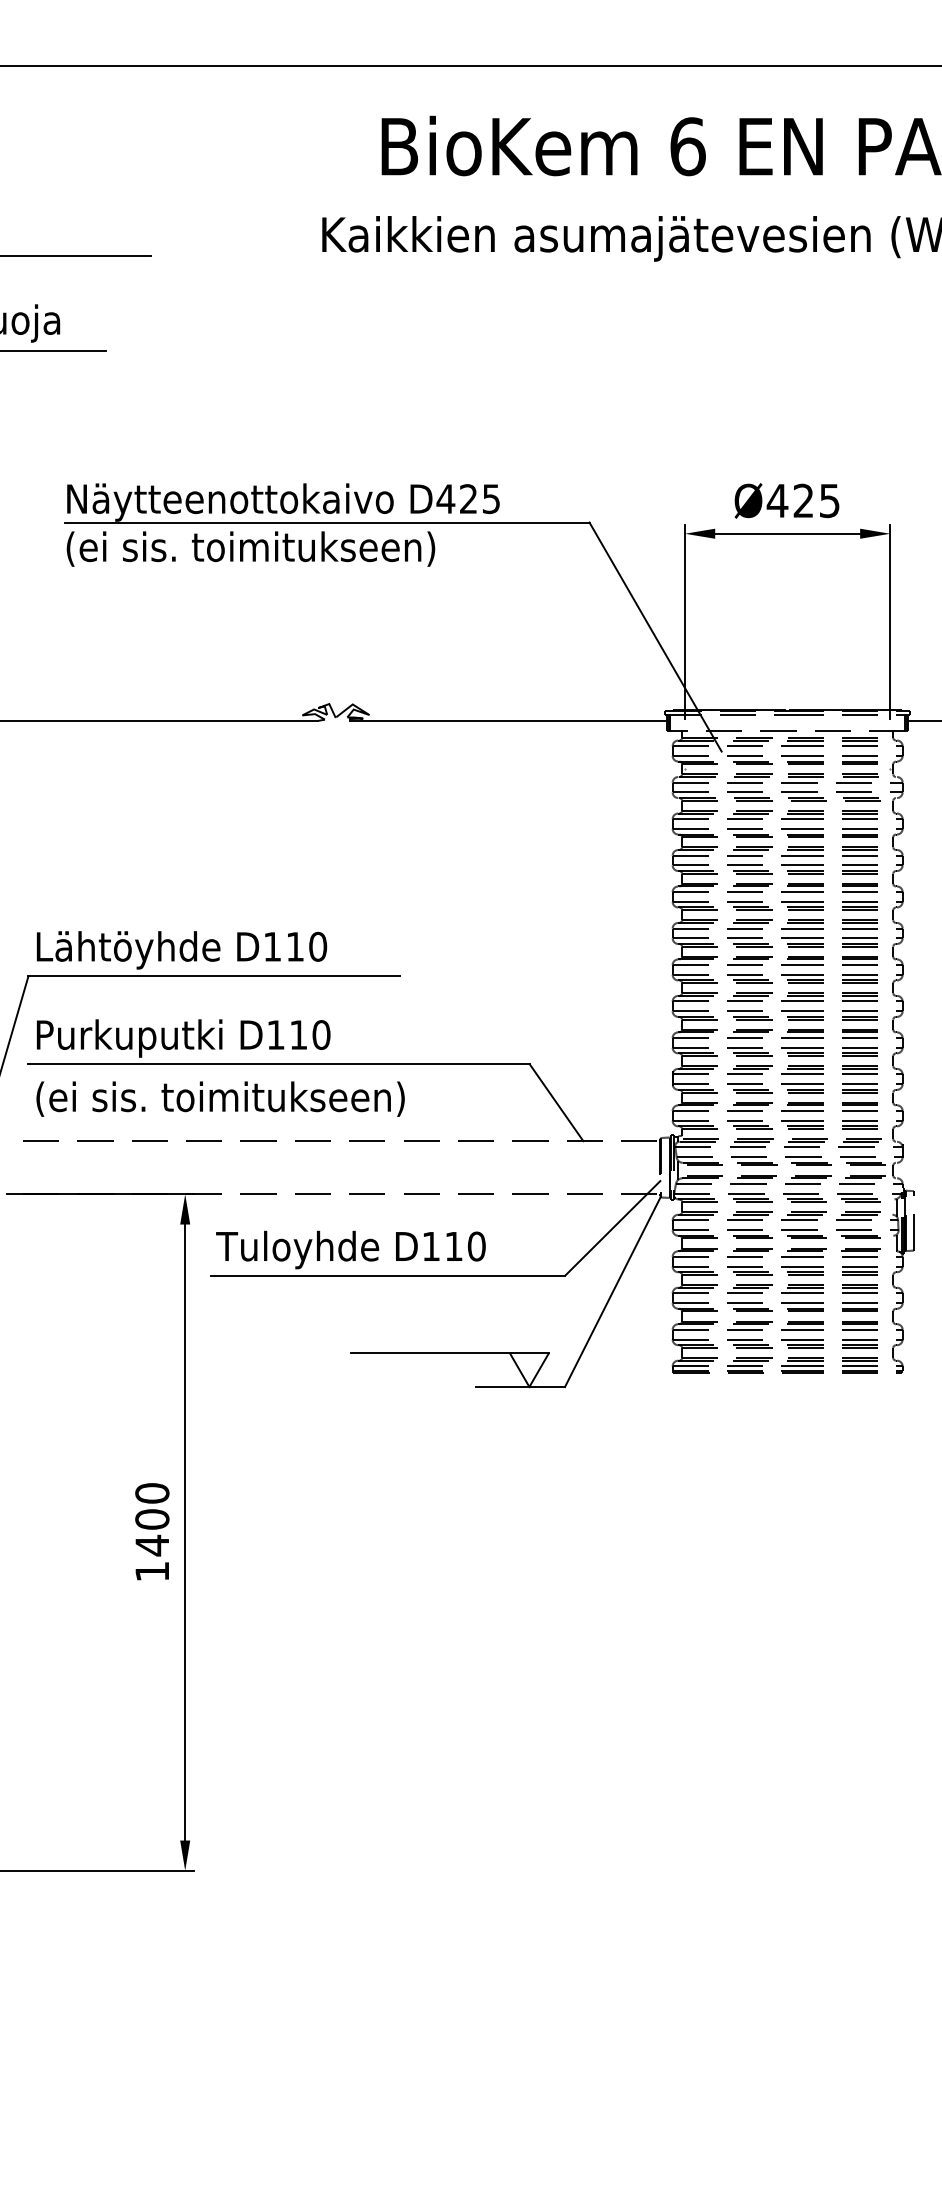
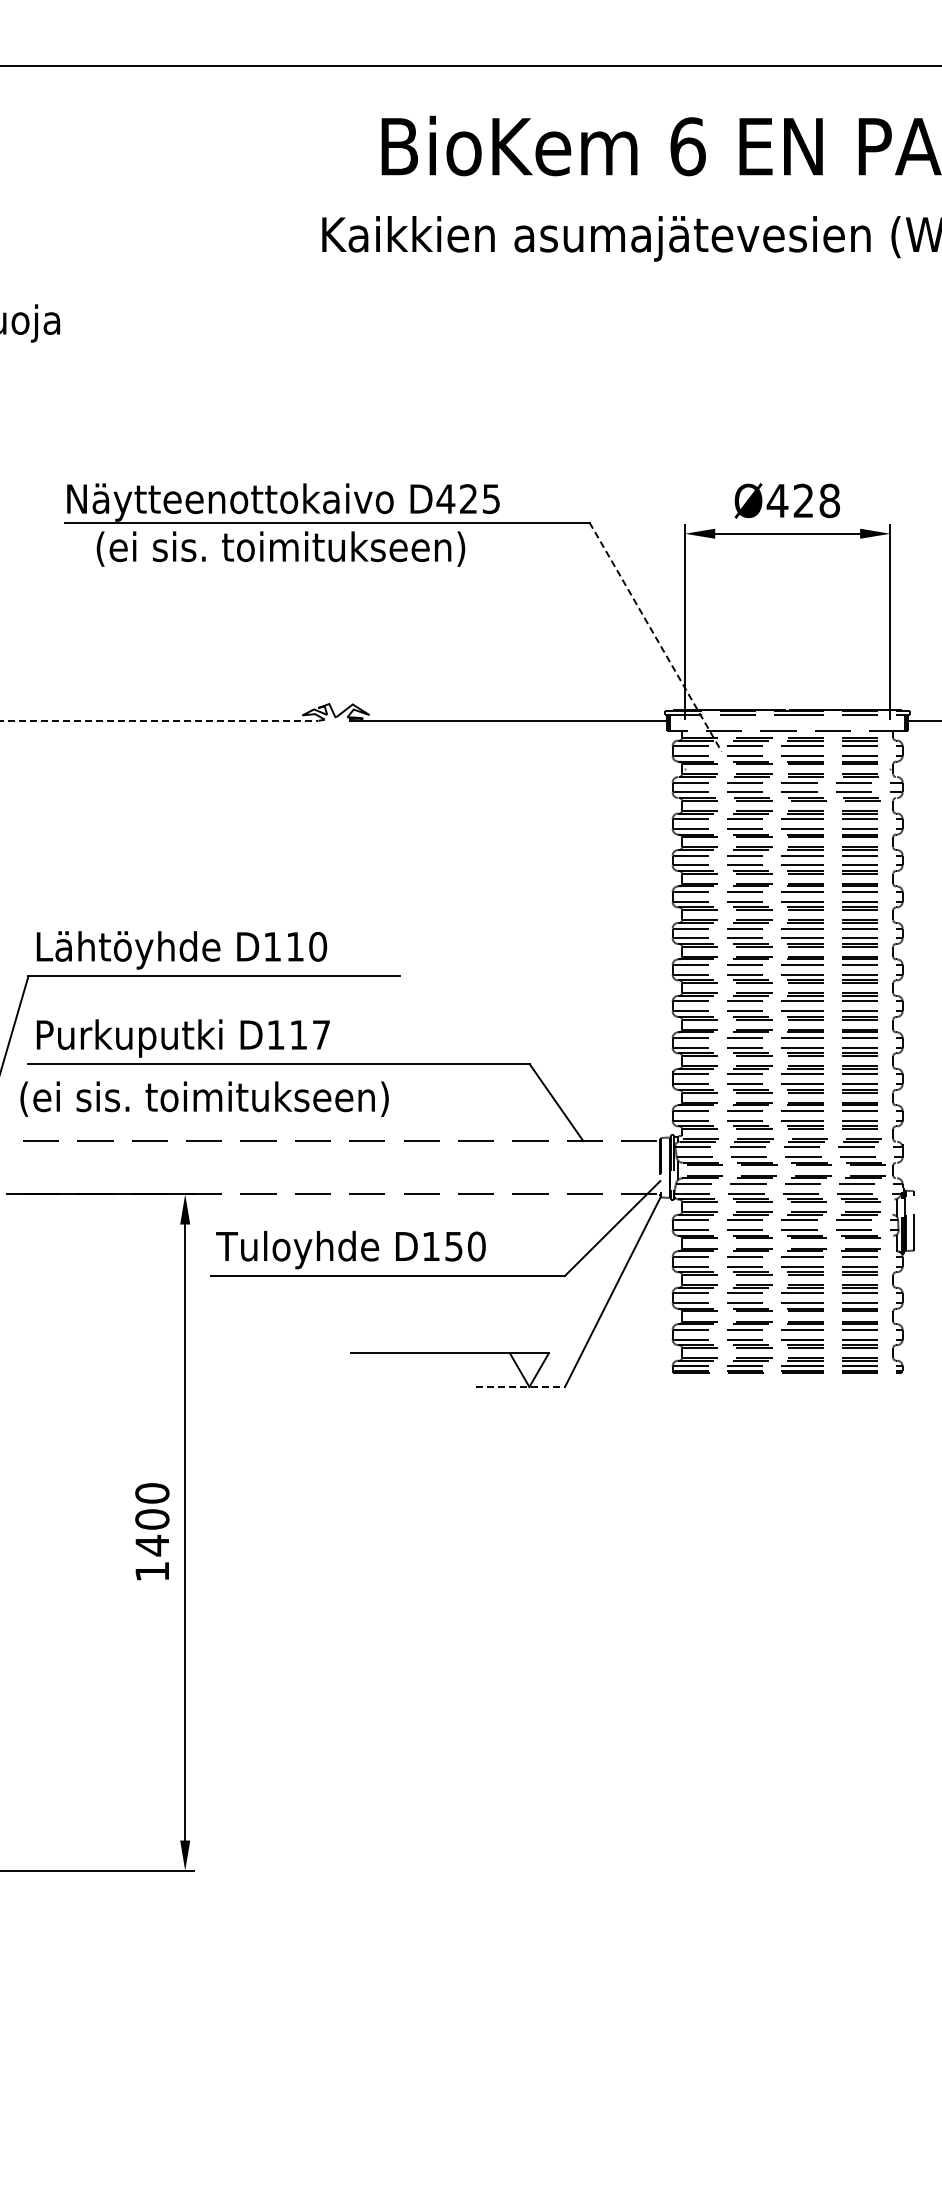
line: present -> none (76, 255)
line: present -> none (54, 350)
text: Ø425 -> Ø428 (829, 500)
text position: (250, 548) -> (280, 548) (280, 548)
line: solid -> dashed (655, 637)
line: solid -> dashed (159, 720)
text: D110 -> D117 (321, 1034)
text position: (220, 1098) -> (204, 1098) (204, 1098)
text: D110 -> D150 (453, 1246)
line: solid -> dashed (521, 1387)
